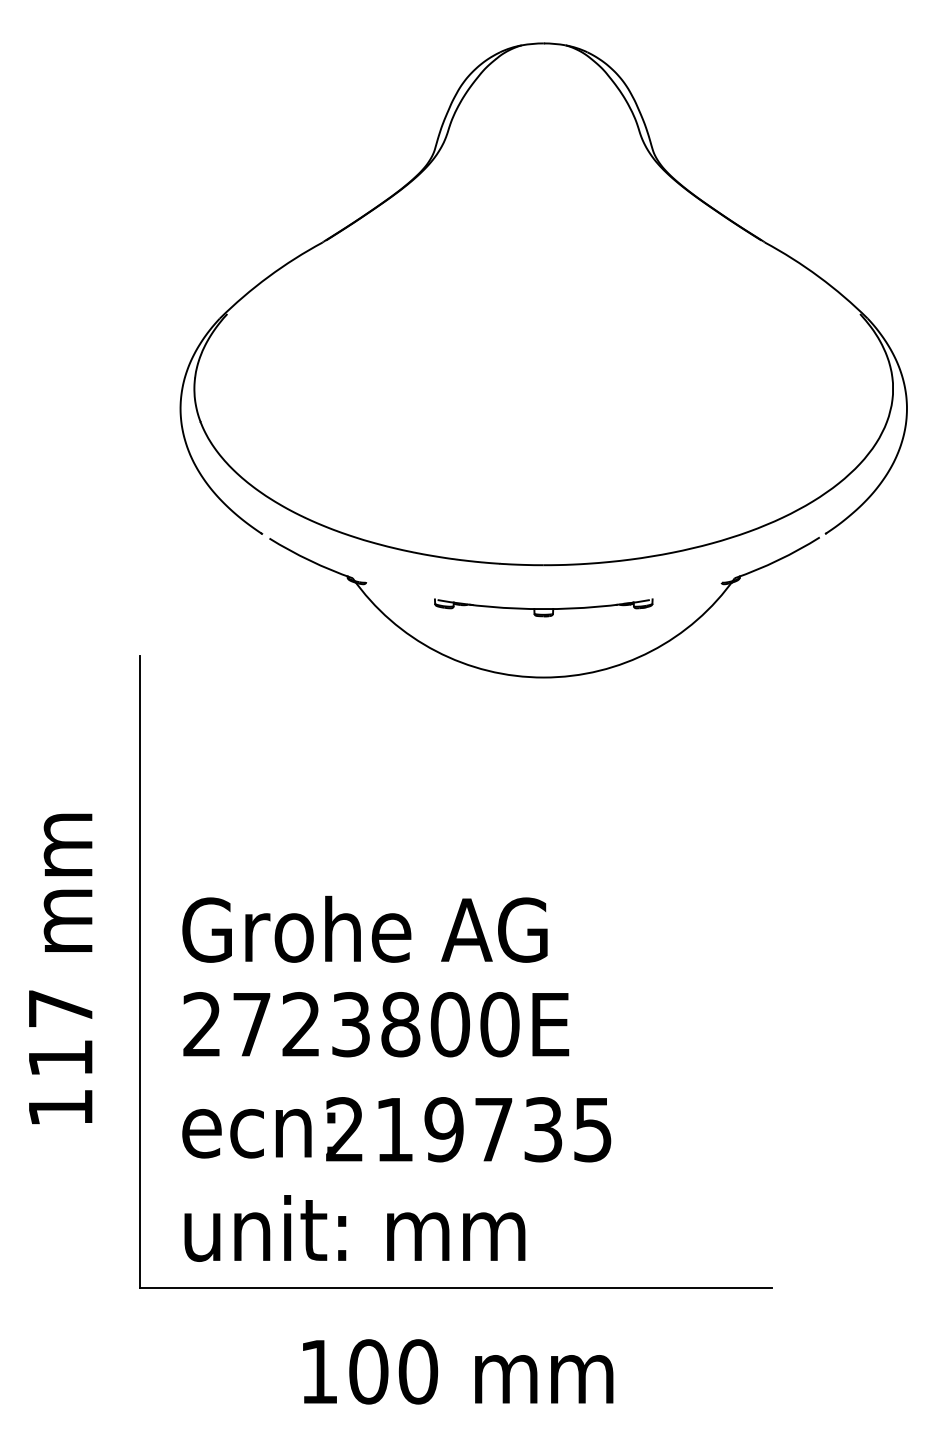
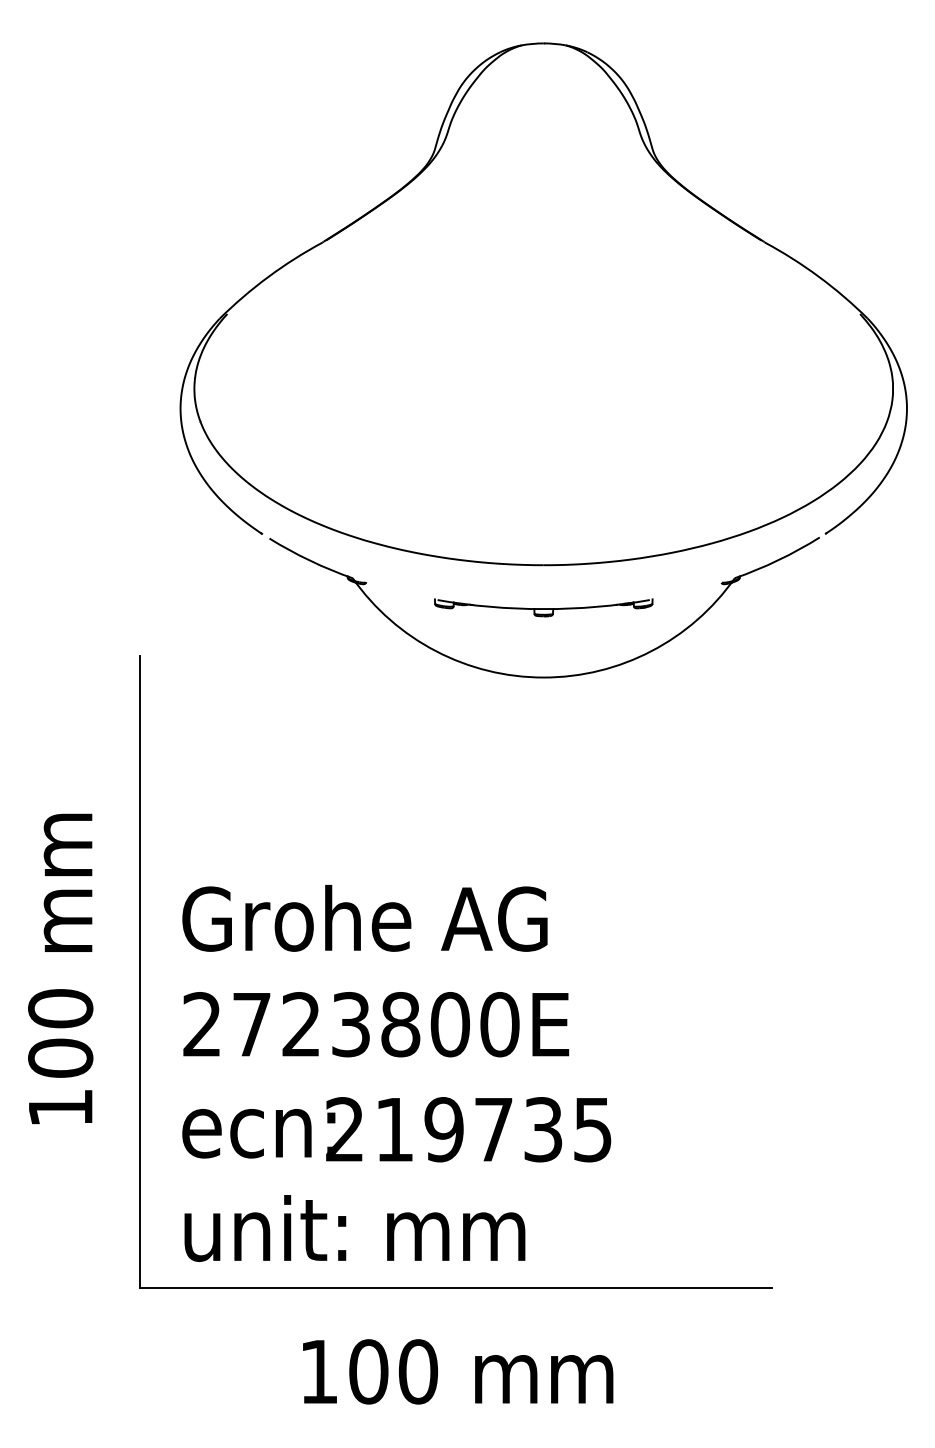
text position: (364, 928) -> (364, 917) (364, 917)
text: 117 -> 100 (60, 1033)
